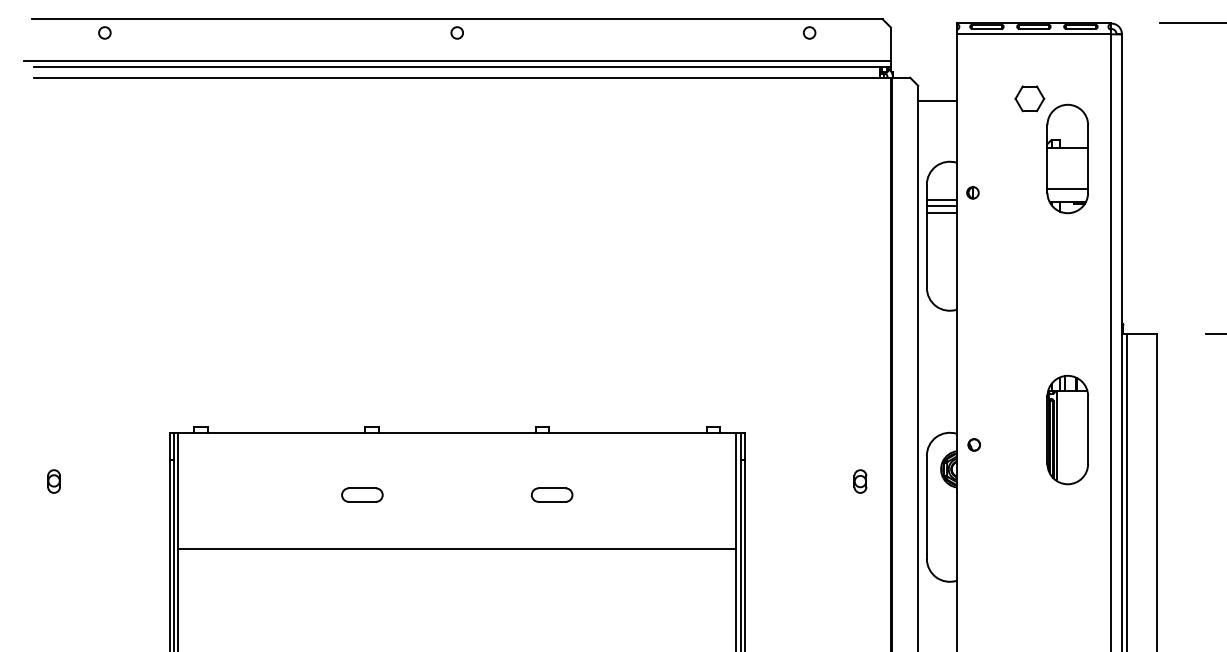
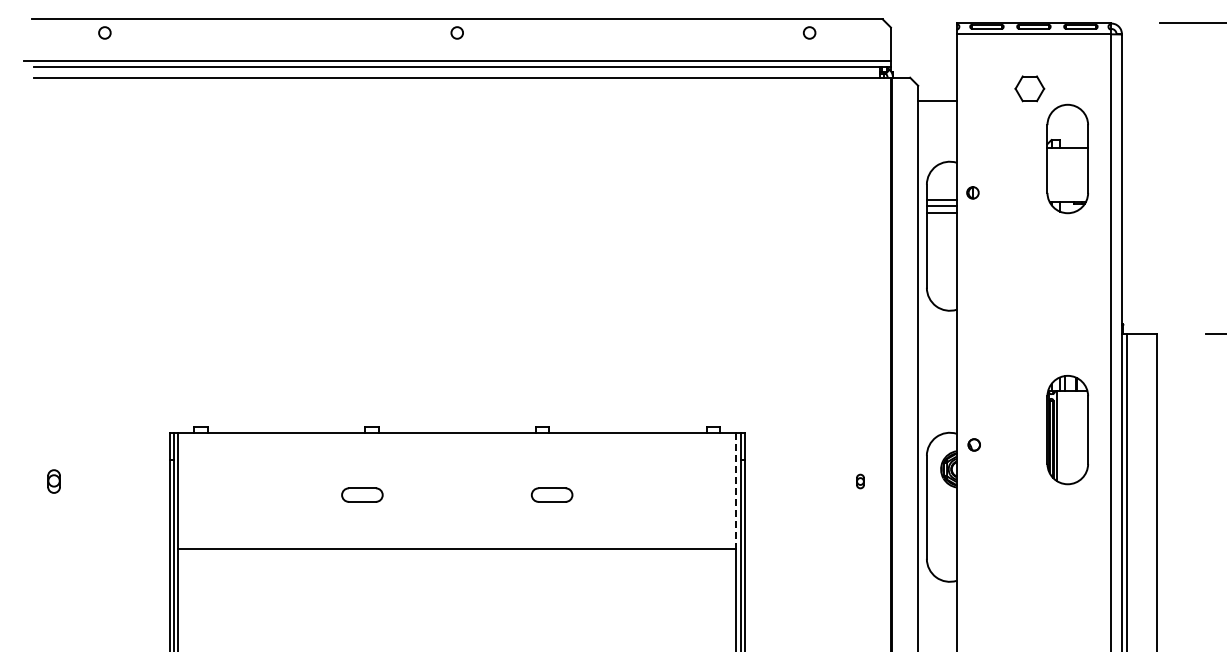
part position: (1029, 98) -> (1029, 88) (1029, 88)
line: present -> none (1067, 188)
part size: 15x25 px -> 9x17 px (860, 481)
line: solid -> dashed (736, 491)
